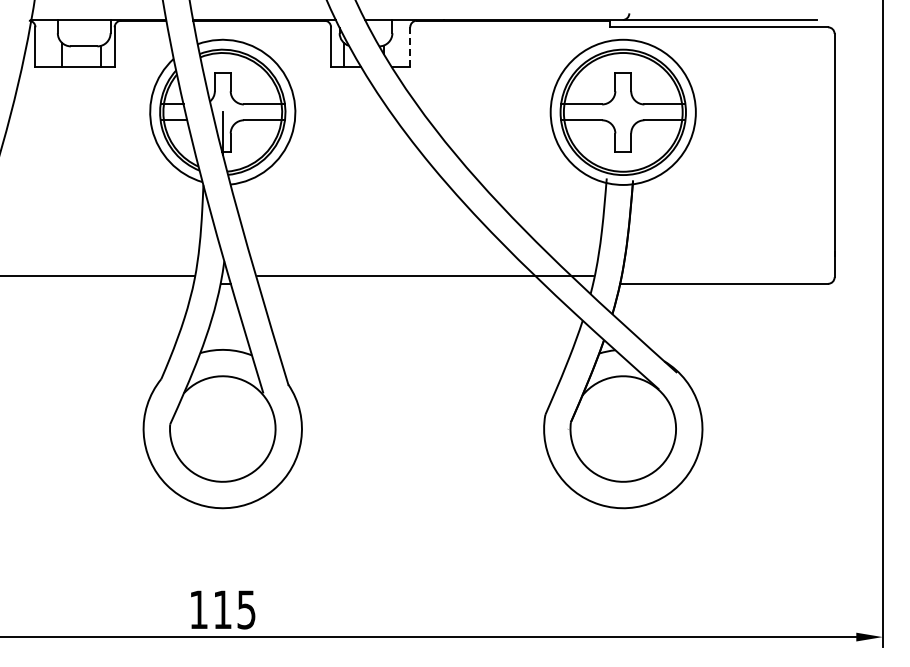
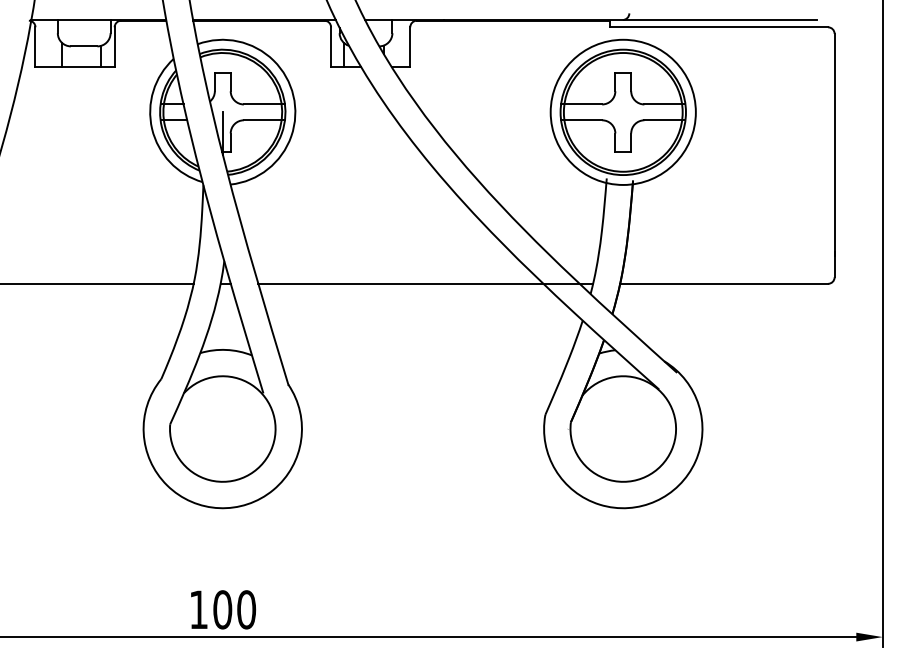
line: dashed -> solid (410, 47)
line position: (97, 275) -> (97, 283) (97, 283)
line position: (425, 275) -> (425, 283) (425, 283)
text: 115 -> 100 (234, 609)
